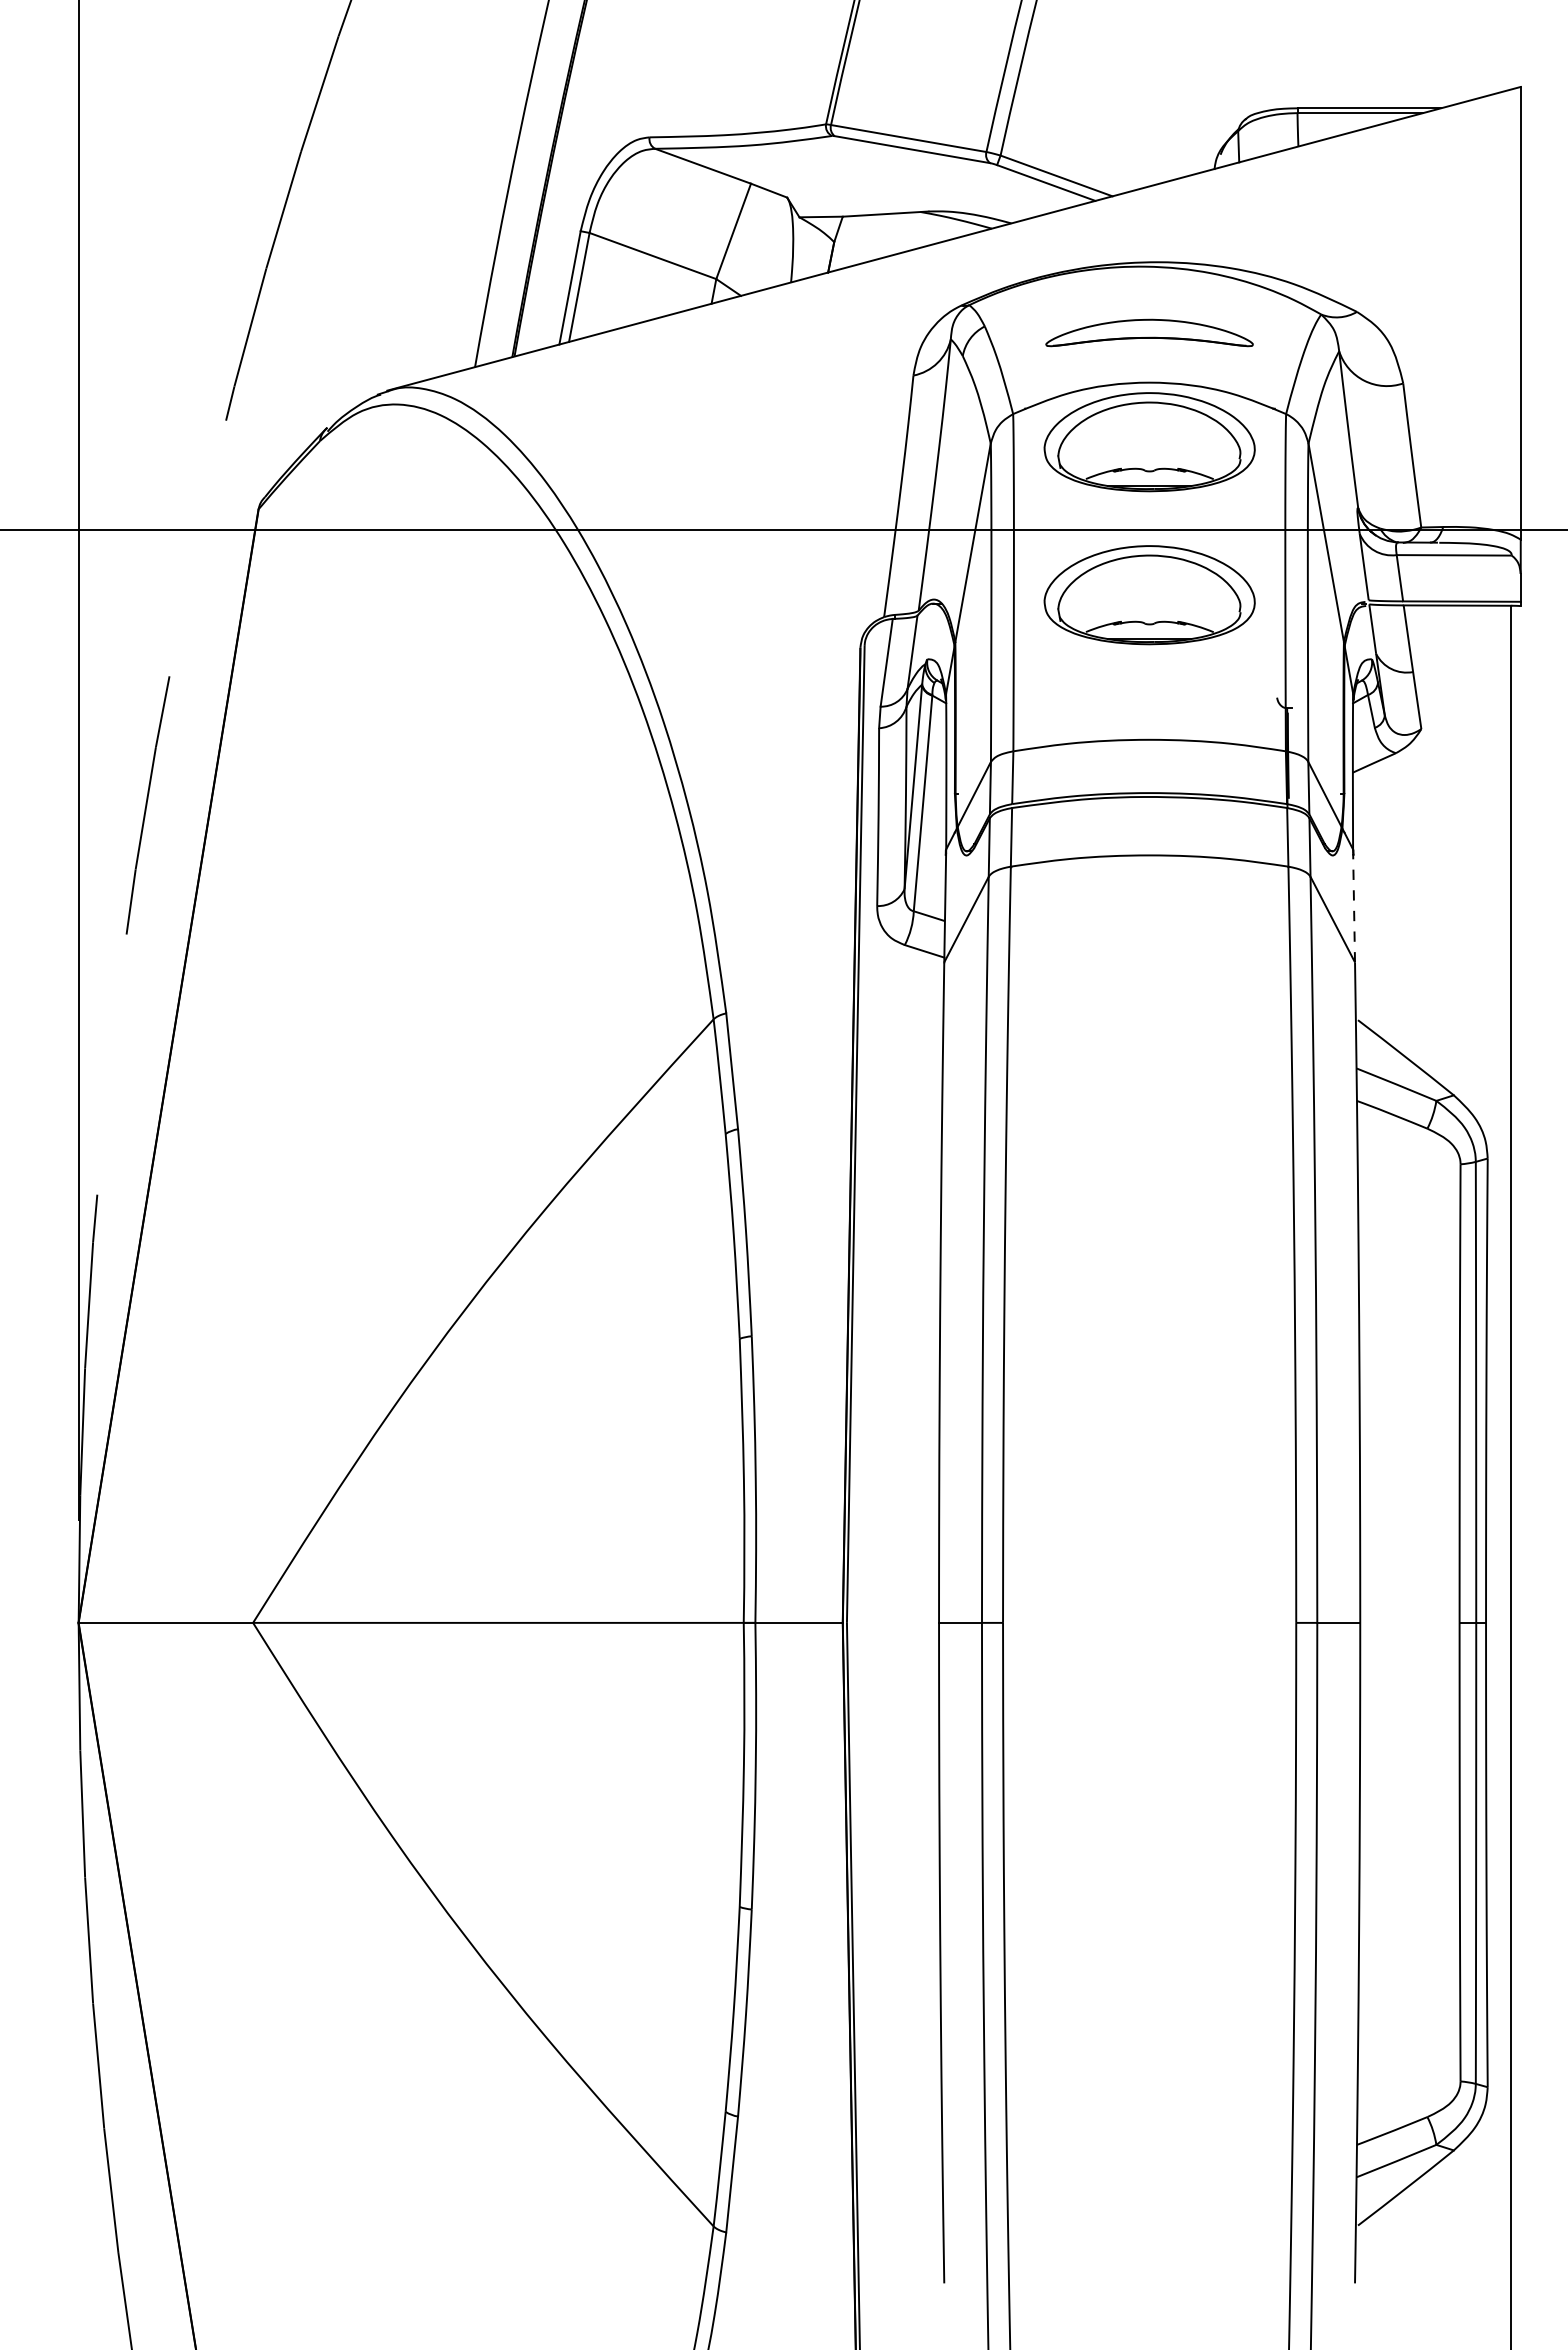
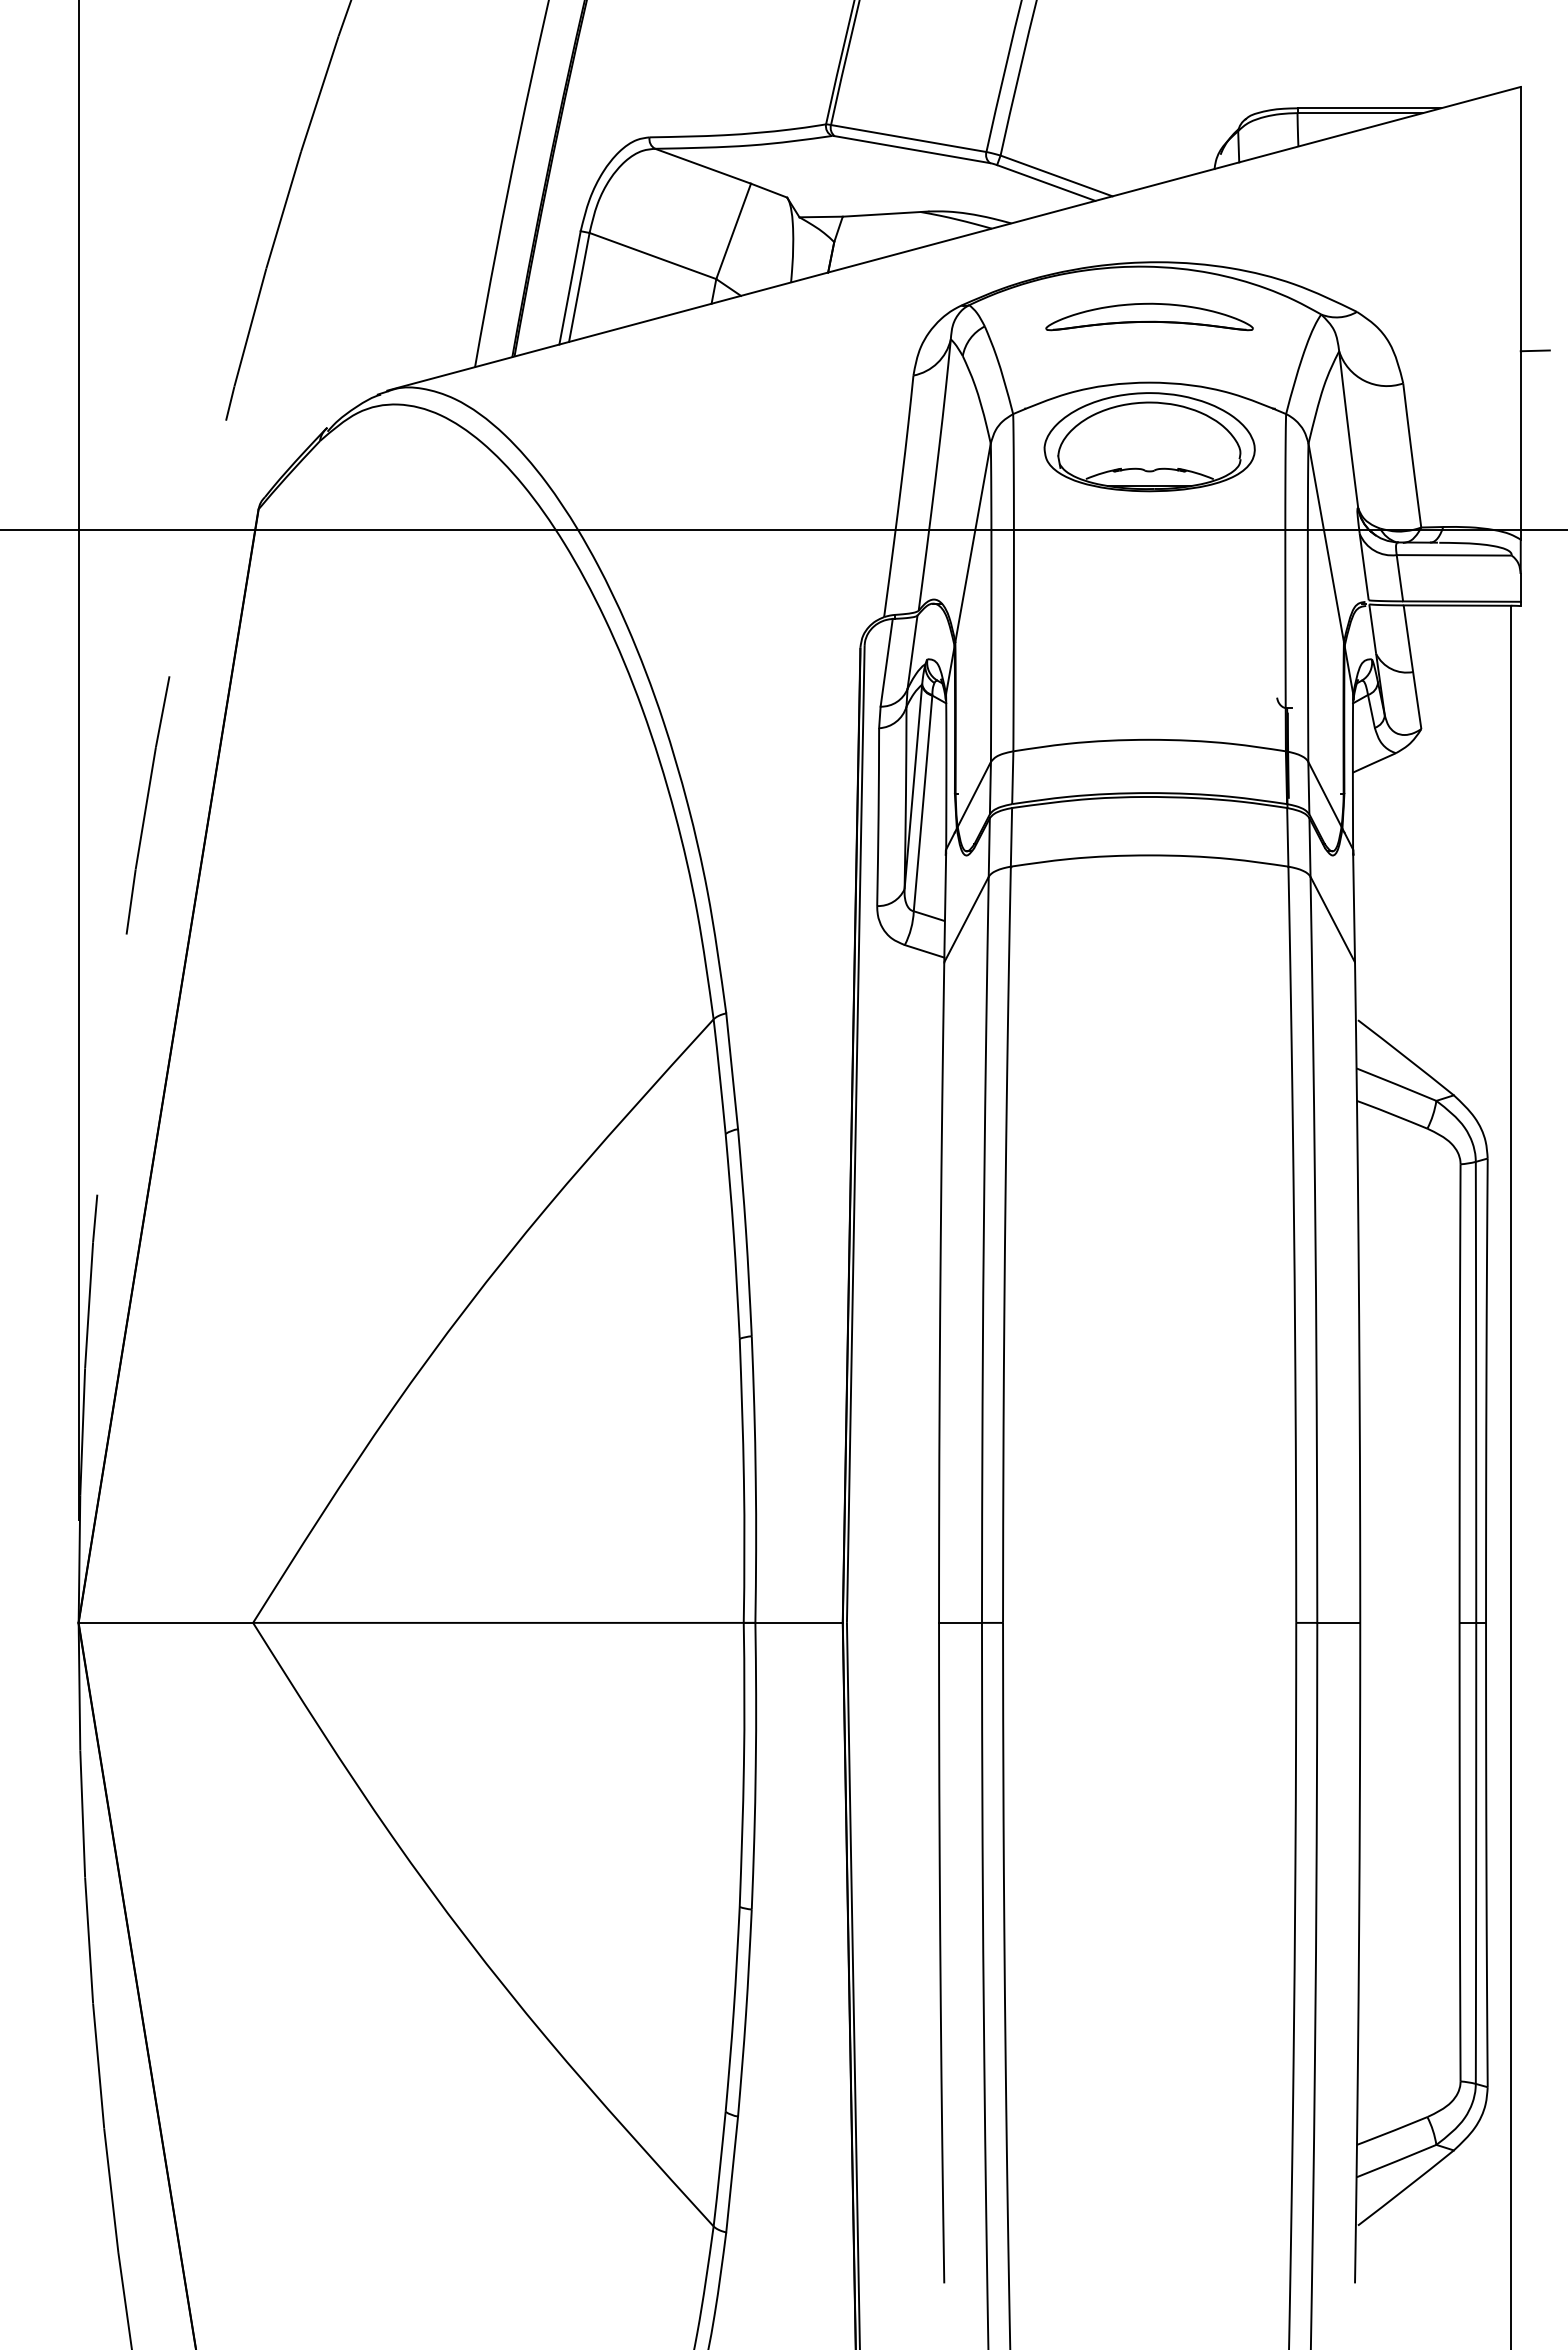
part position: (1149, 332) -> (1149, 316) (1149, 316)
line: none -> present (1534, 350)
part: present -> none (1149, 595)
line: dashed -> solid (1354, 907)
